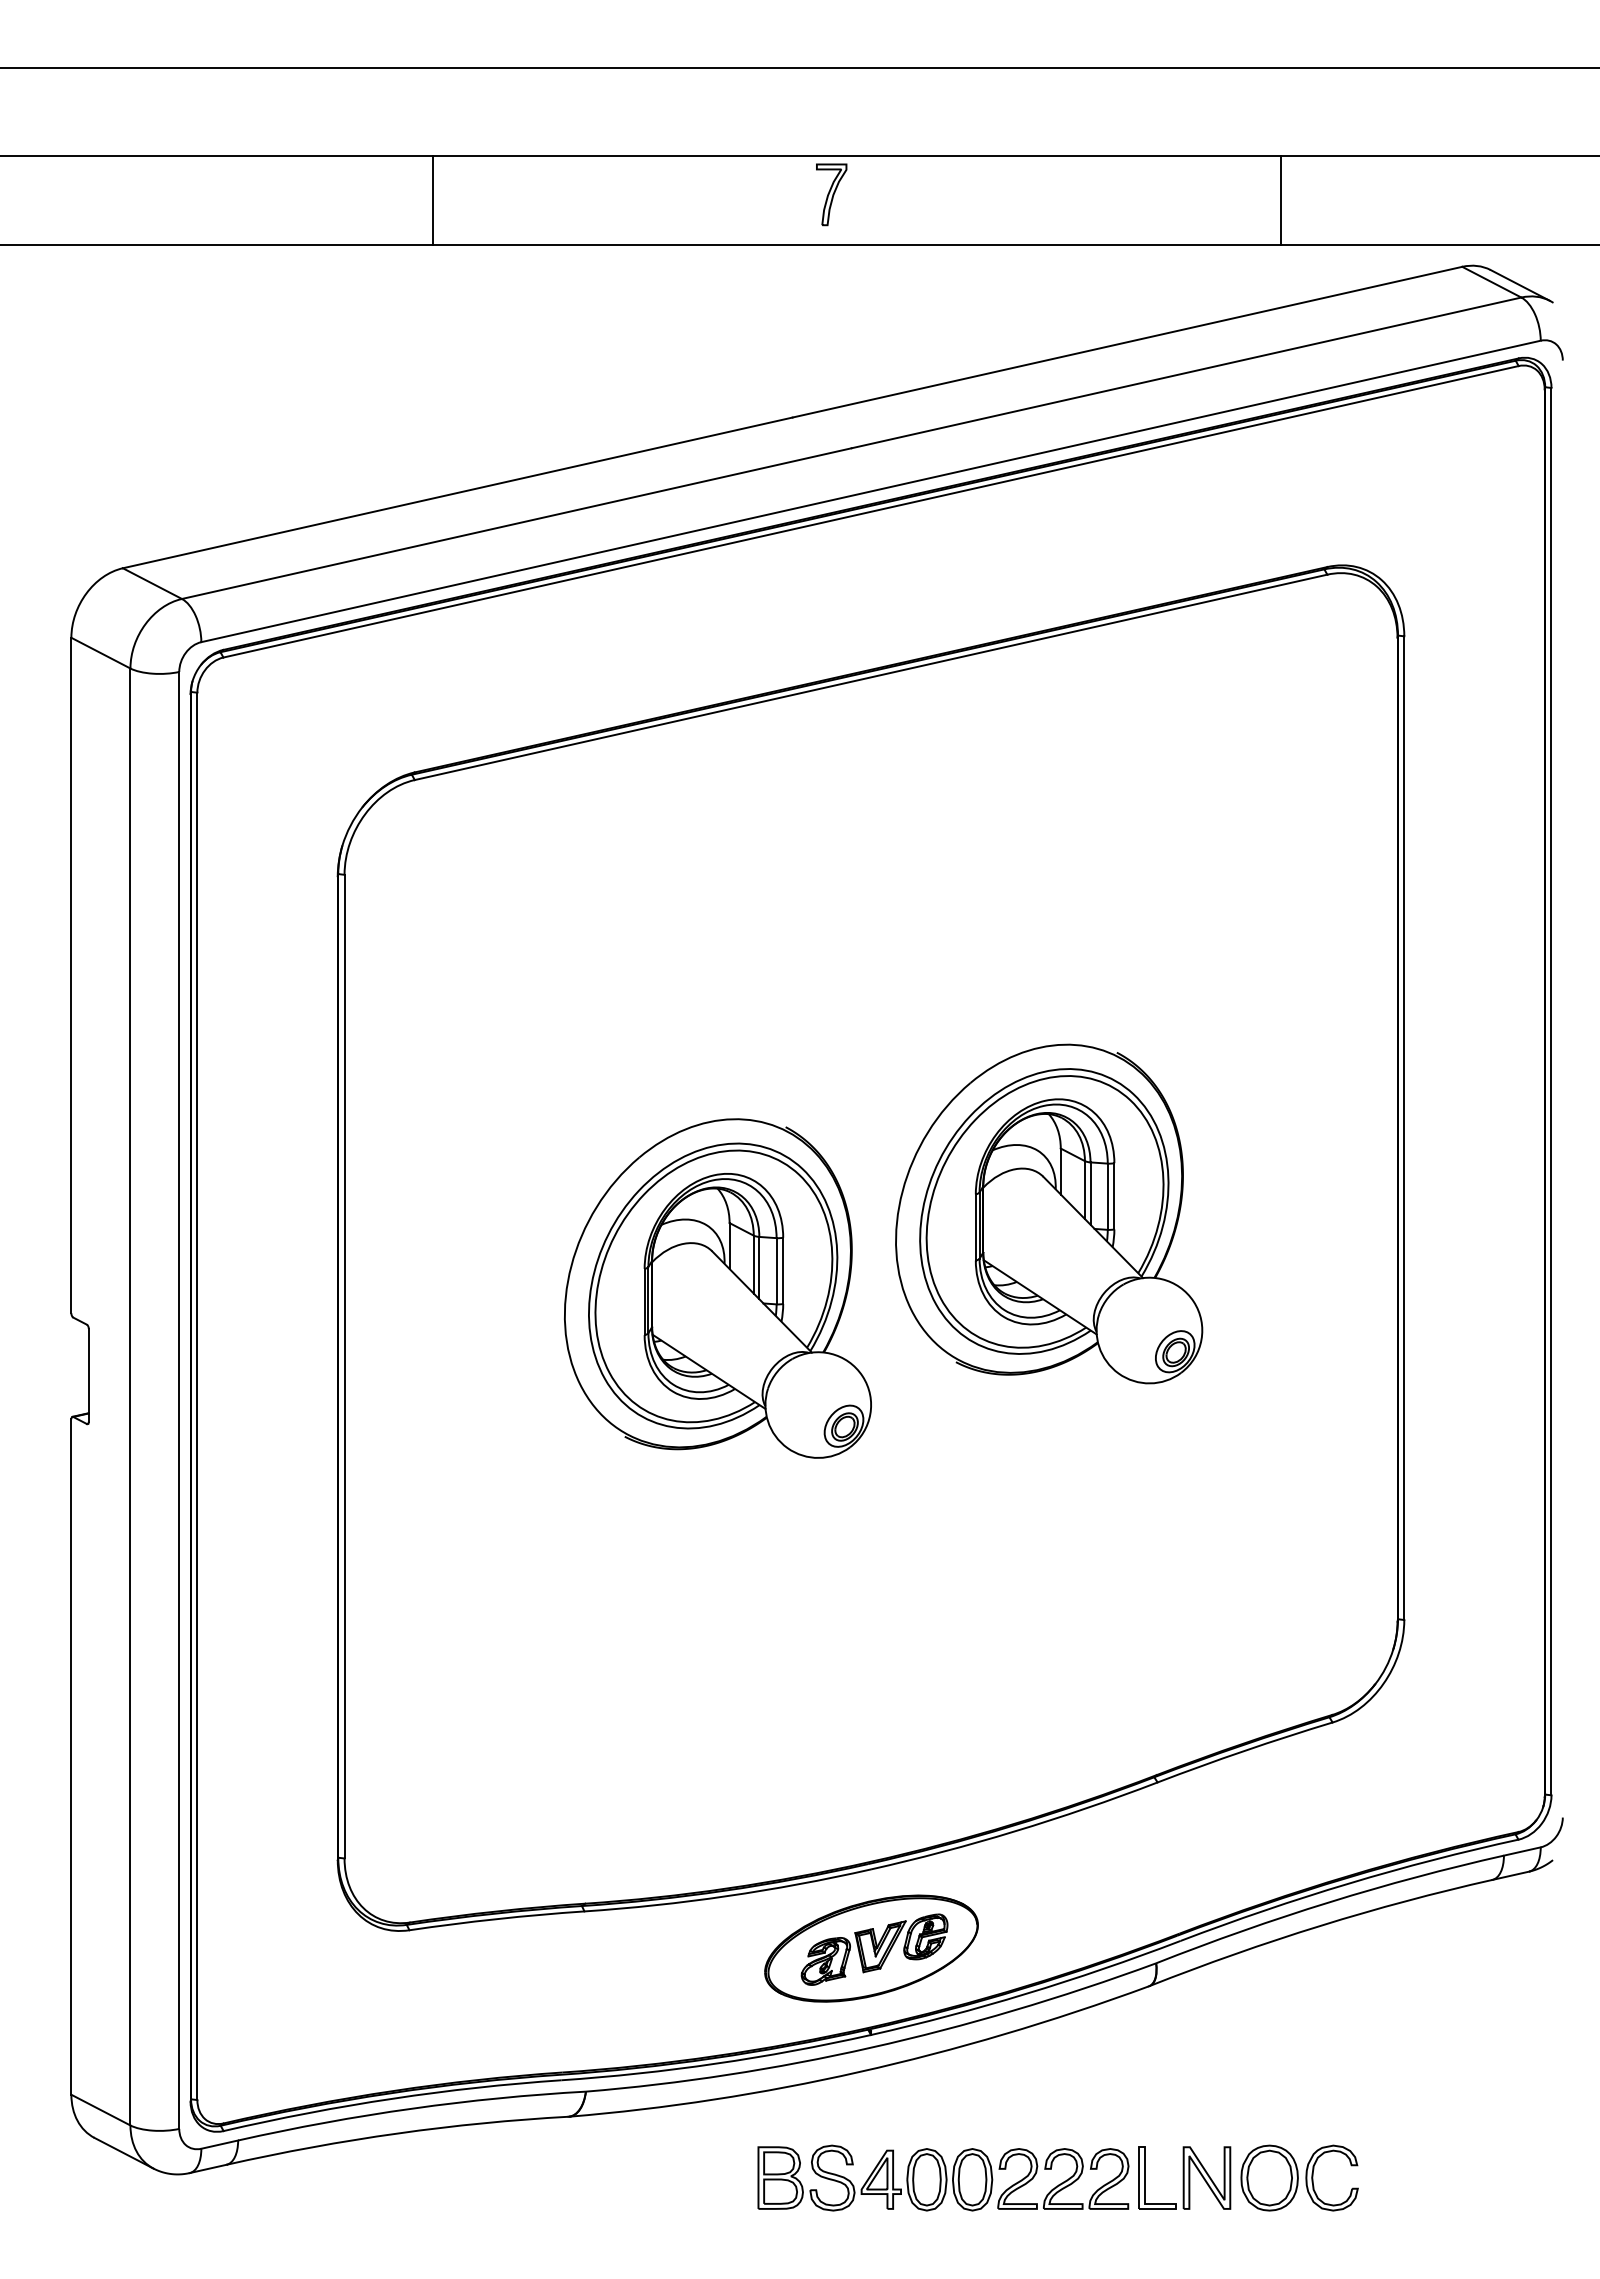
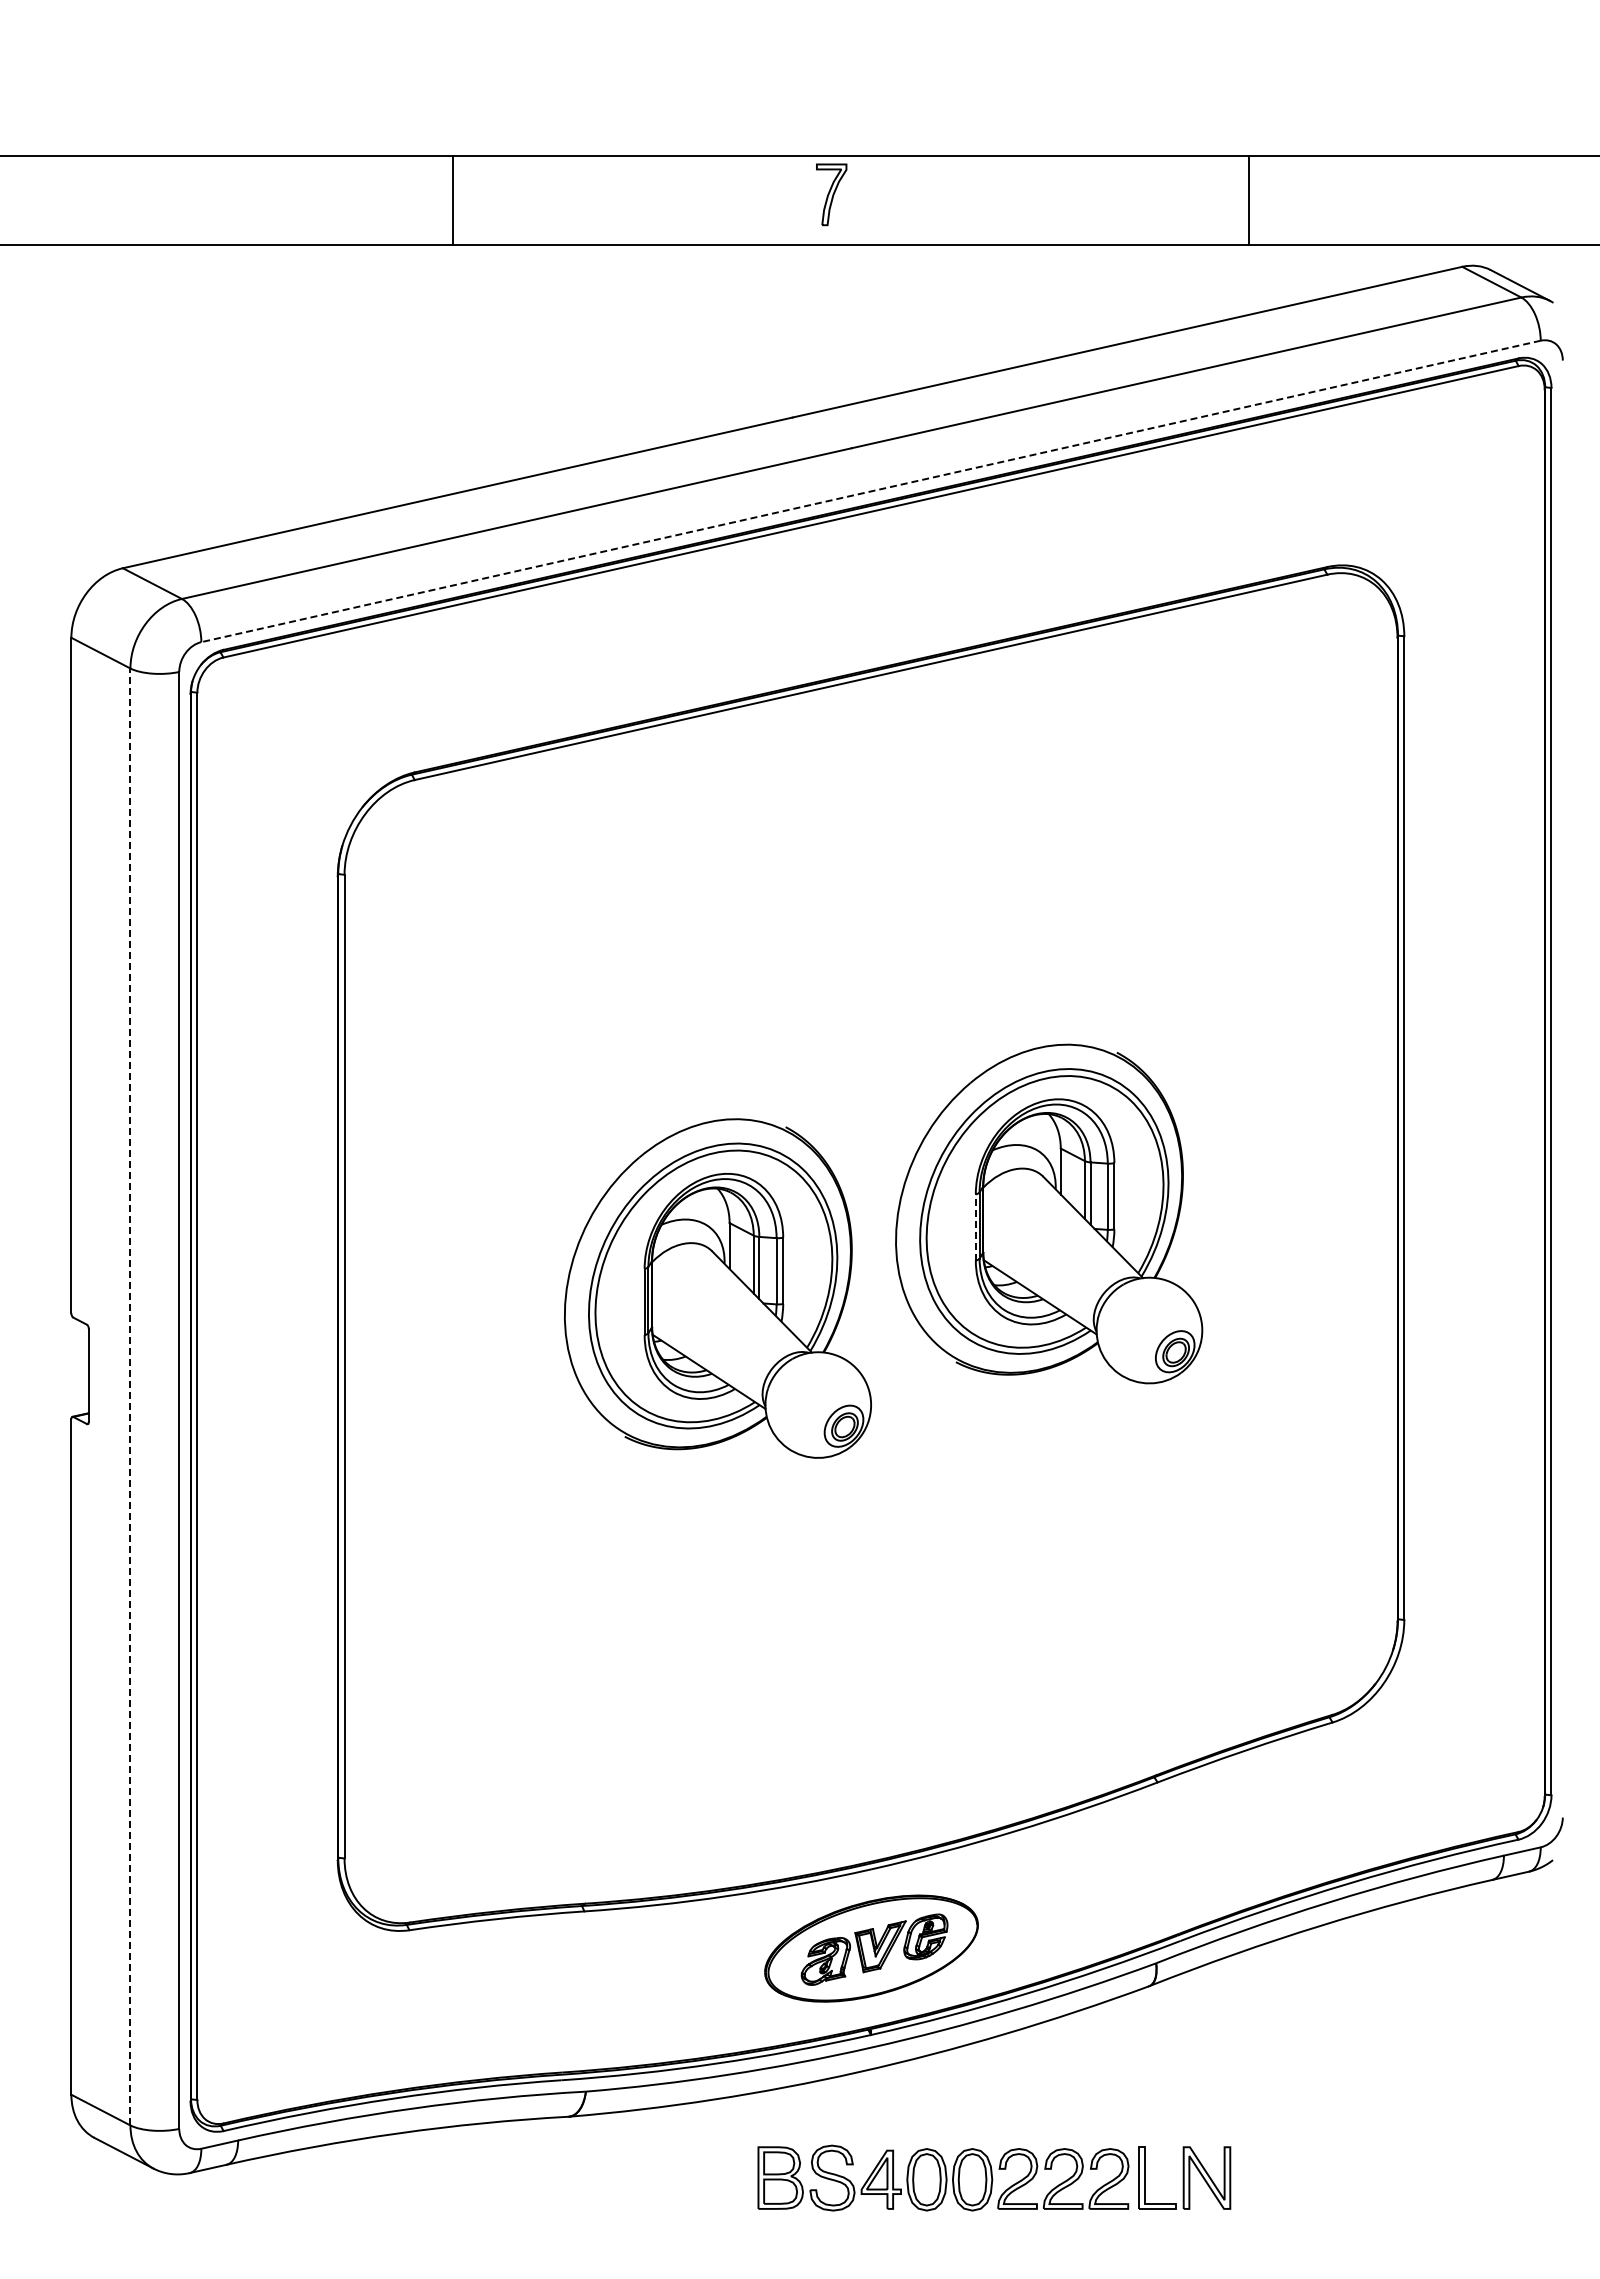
line: present -> none (799, 68)
line position: (432, 200) -> (452, 200) (452, 200)
line position: (1280, 200) -> (1248, 200) (1248, 200)
line: solid -> dashed (870, 491)
line: solid -> dashed (975, 1227)
line: solid -> dashed (130, 1396)
part: present -> none (1299, 2177)
